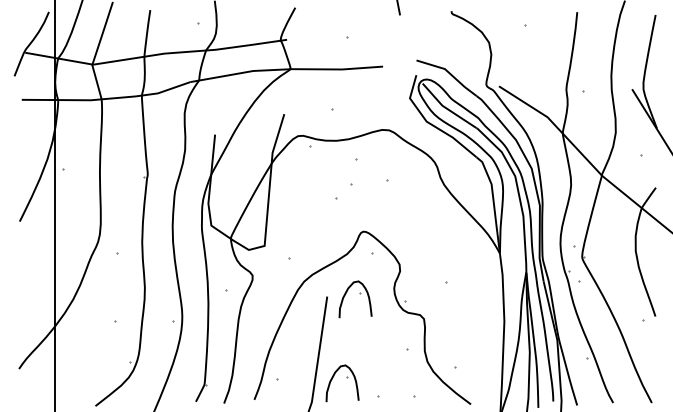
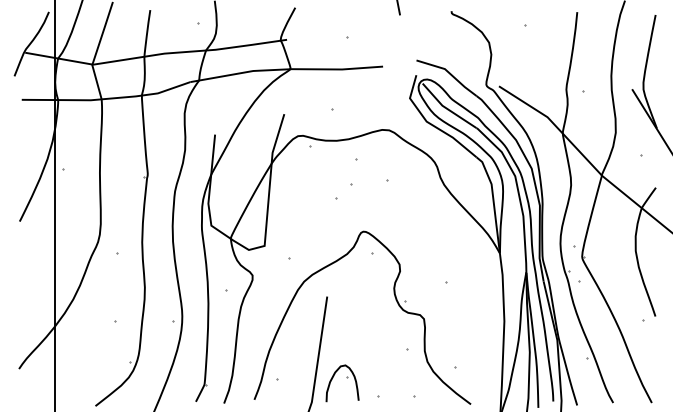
part: present -> none (360, 294)
